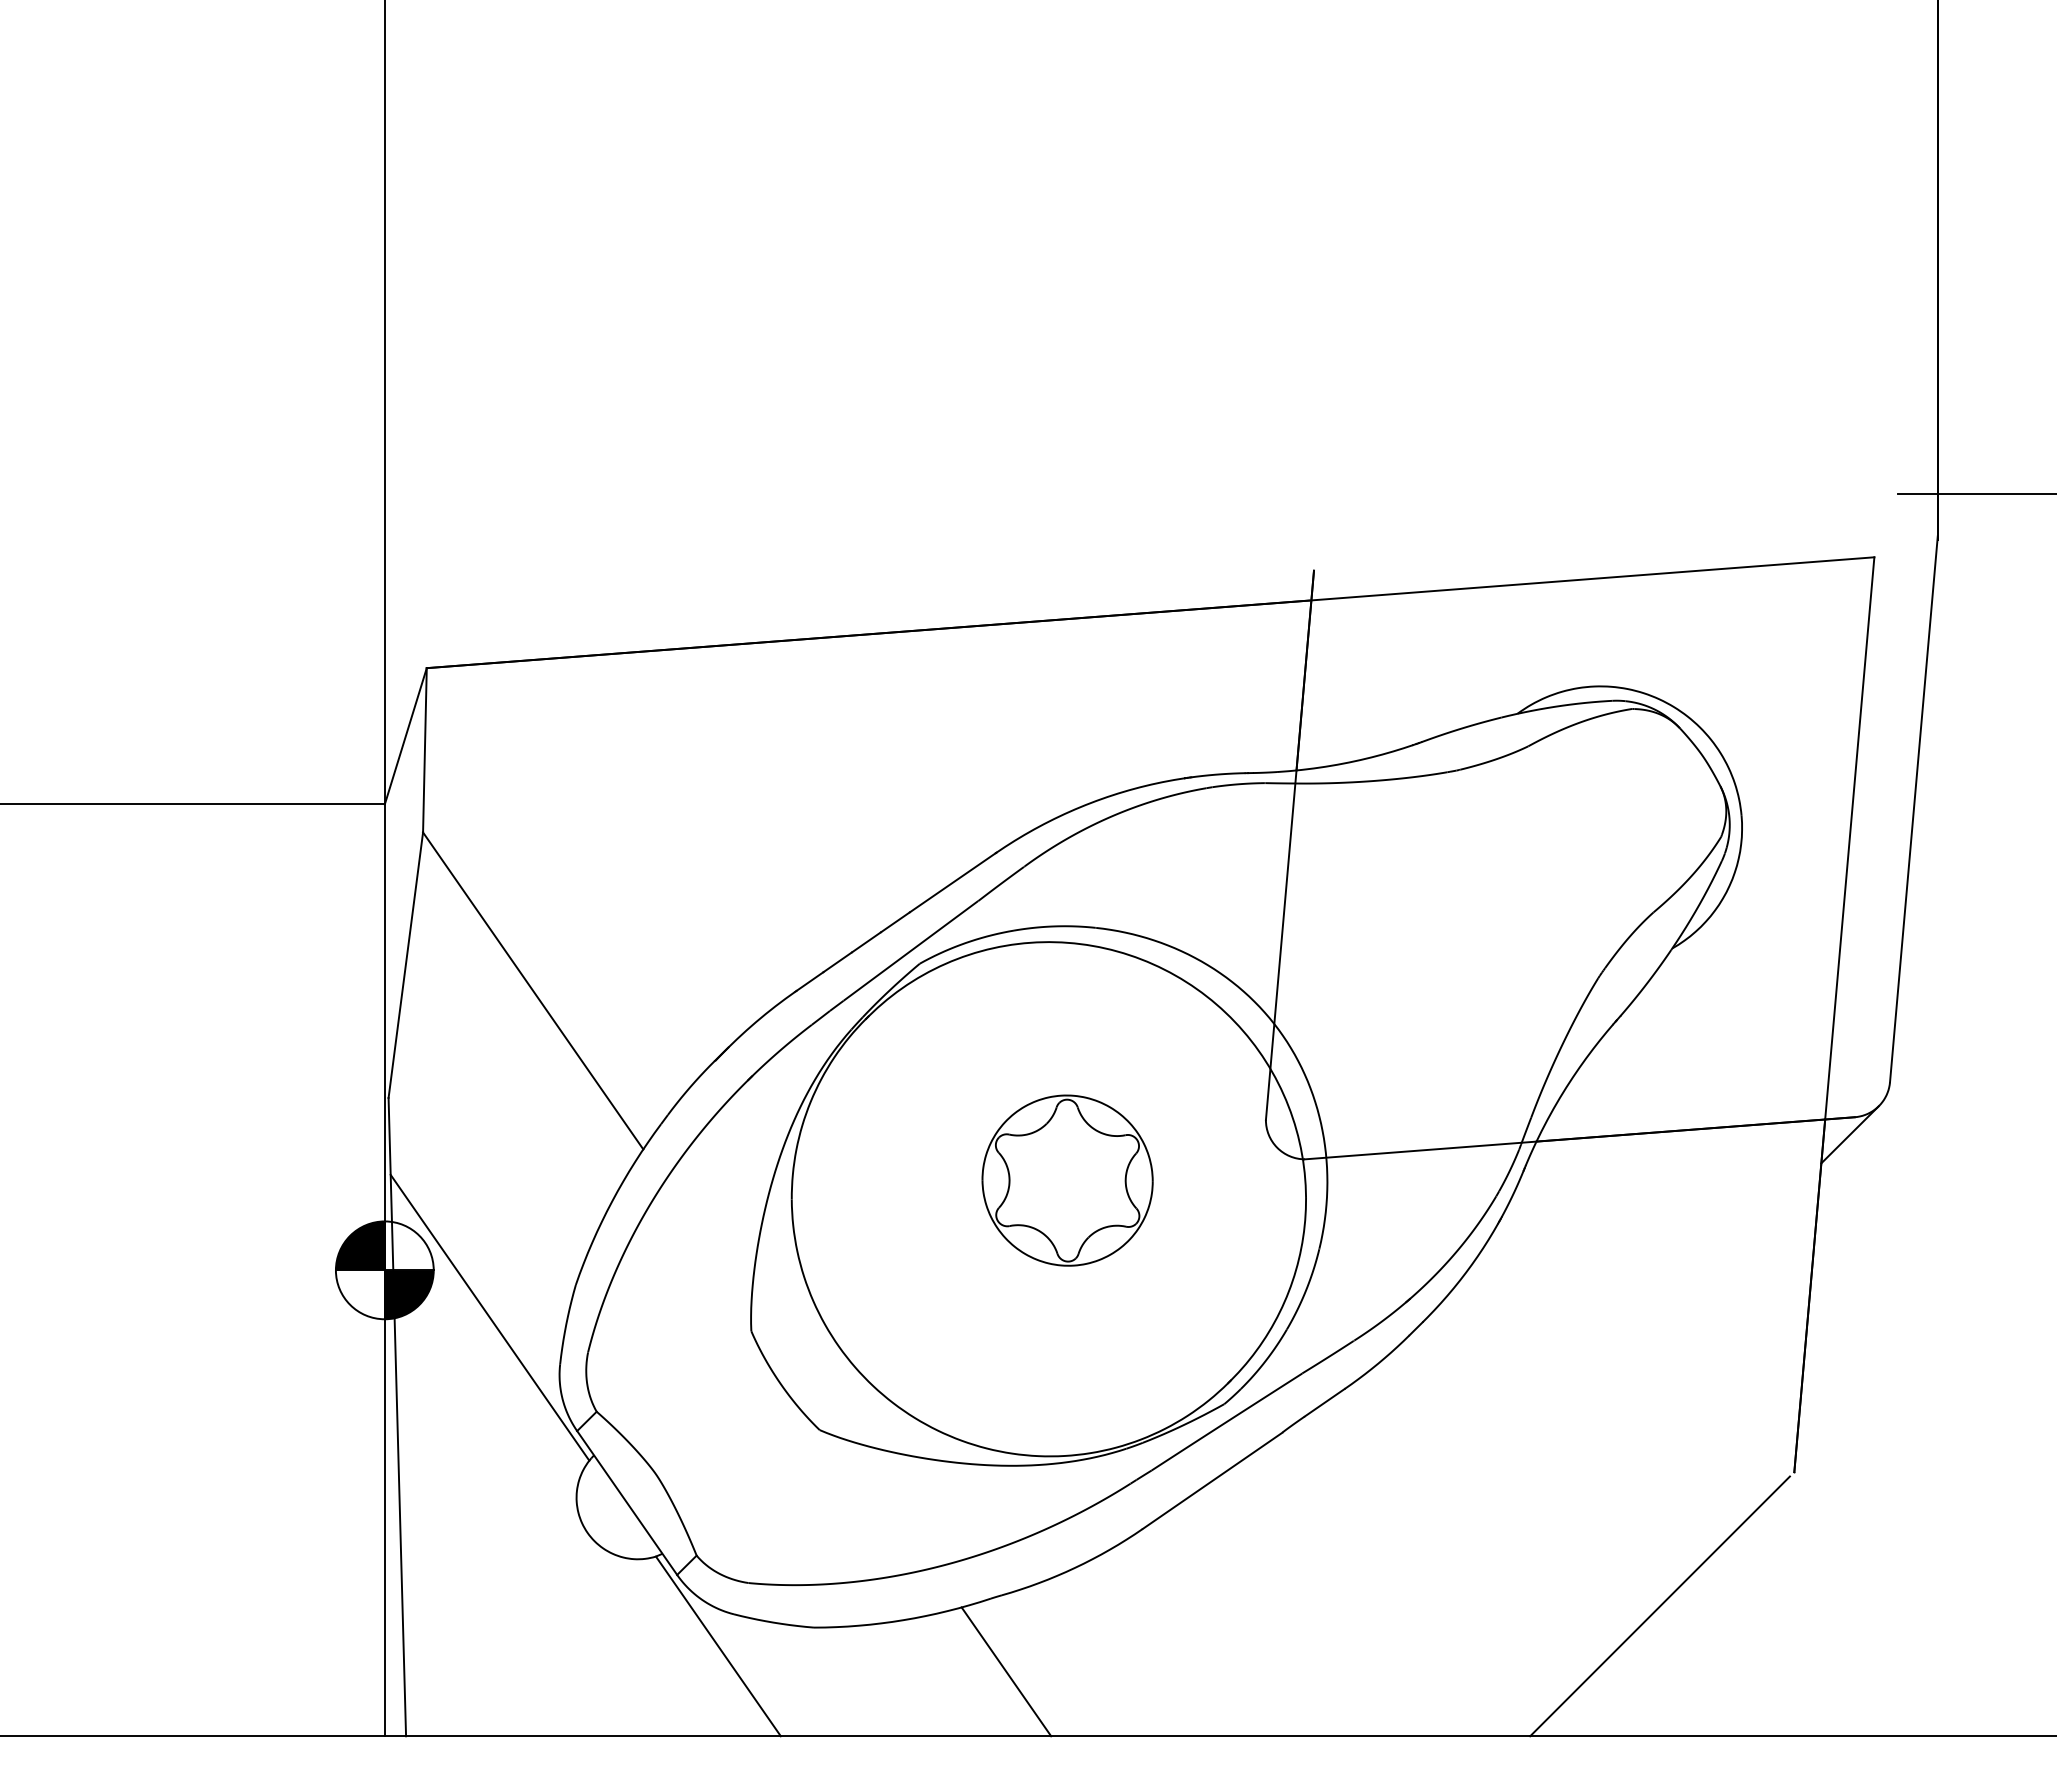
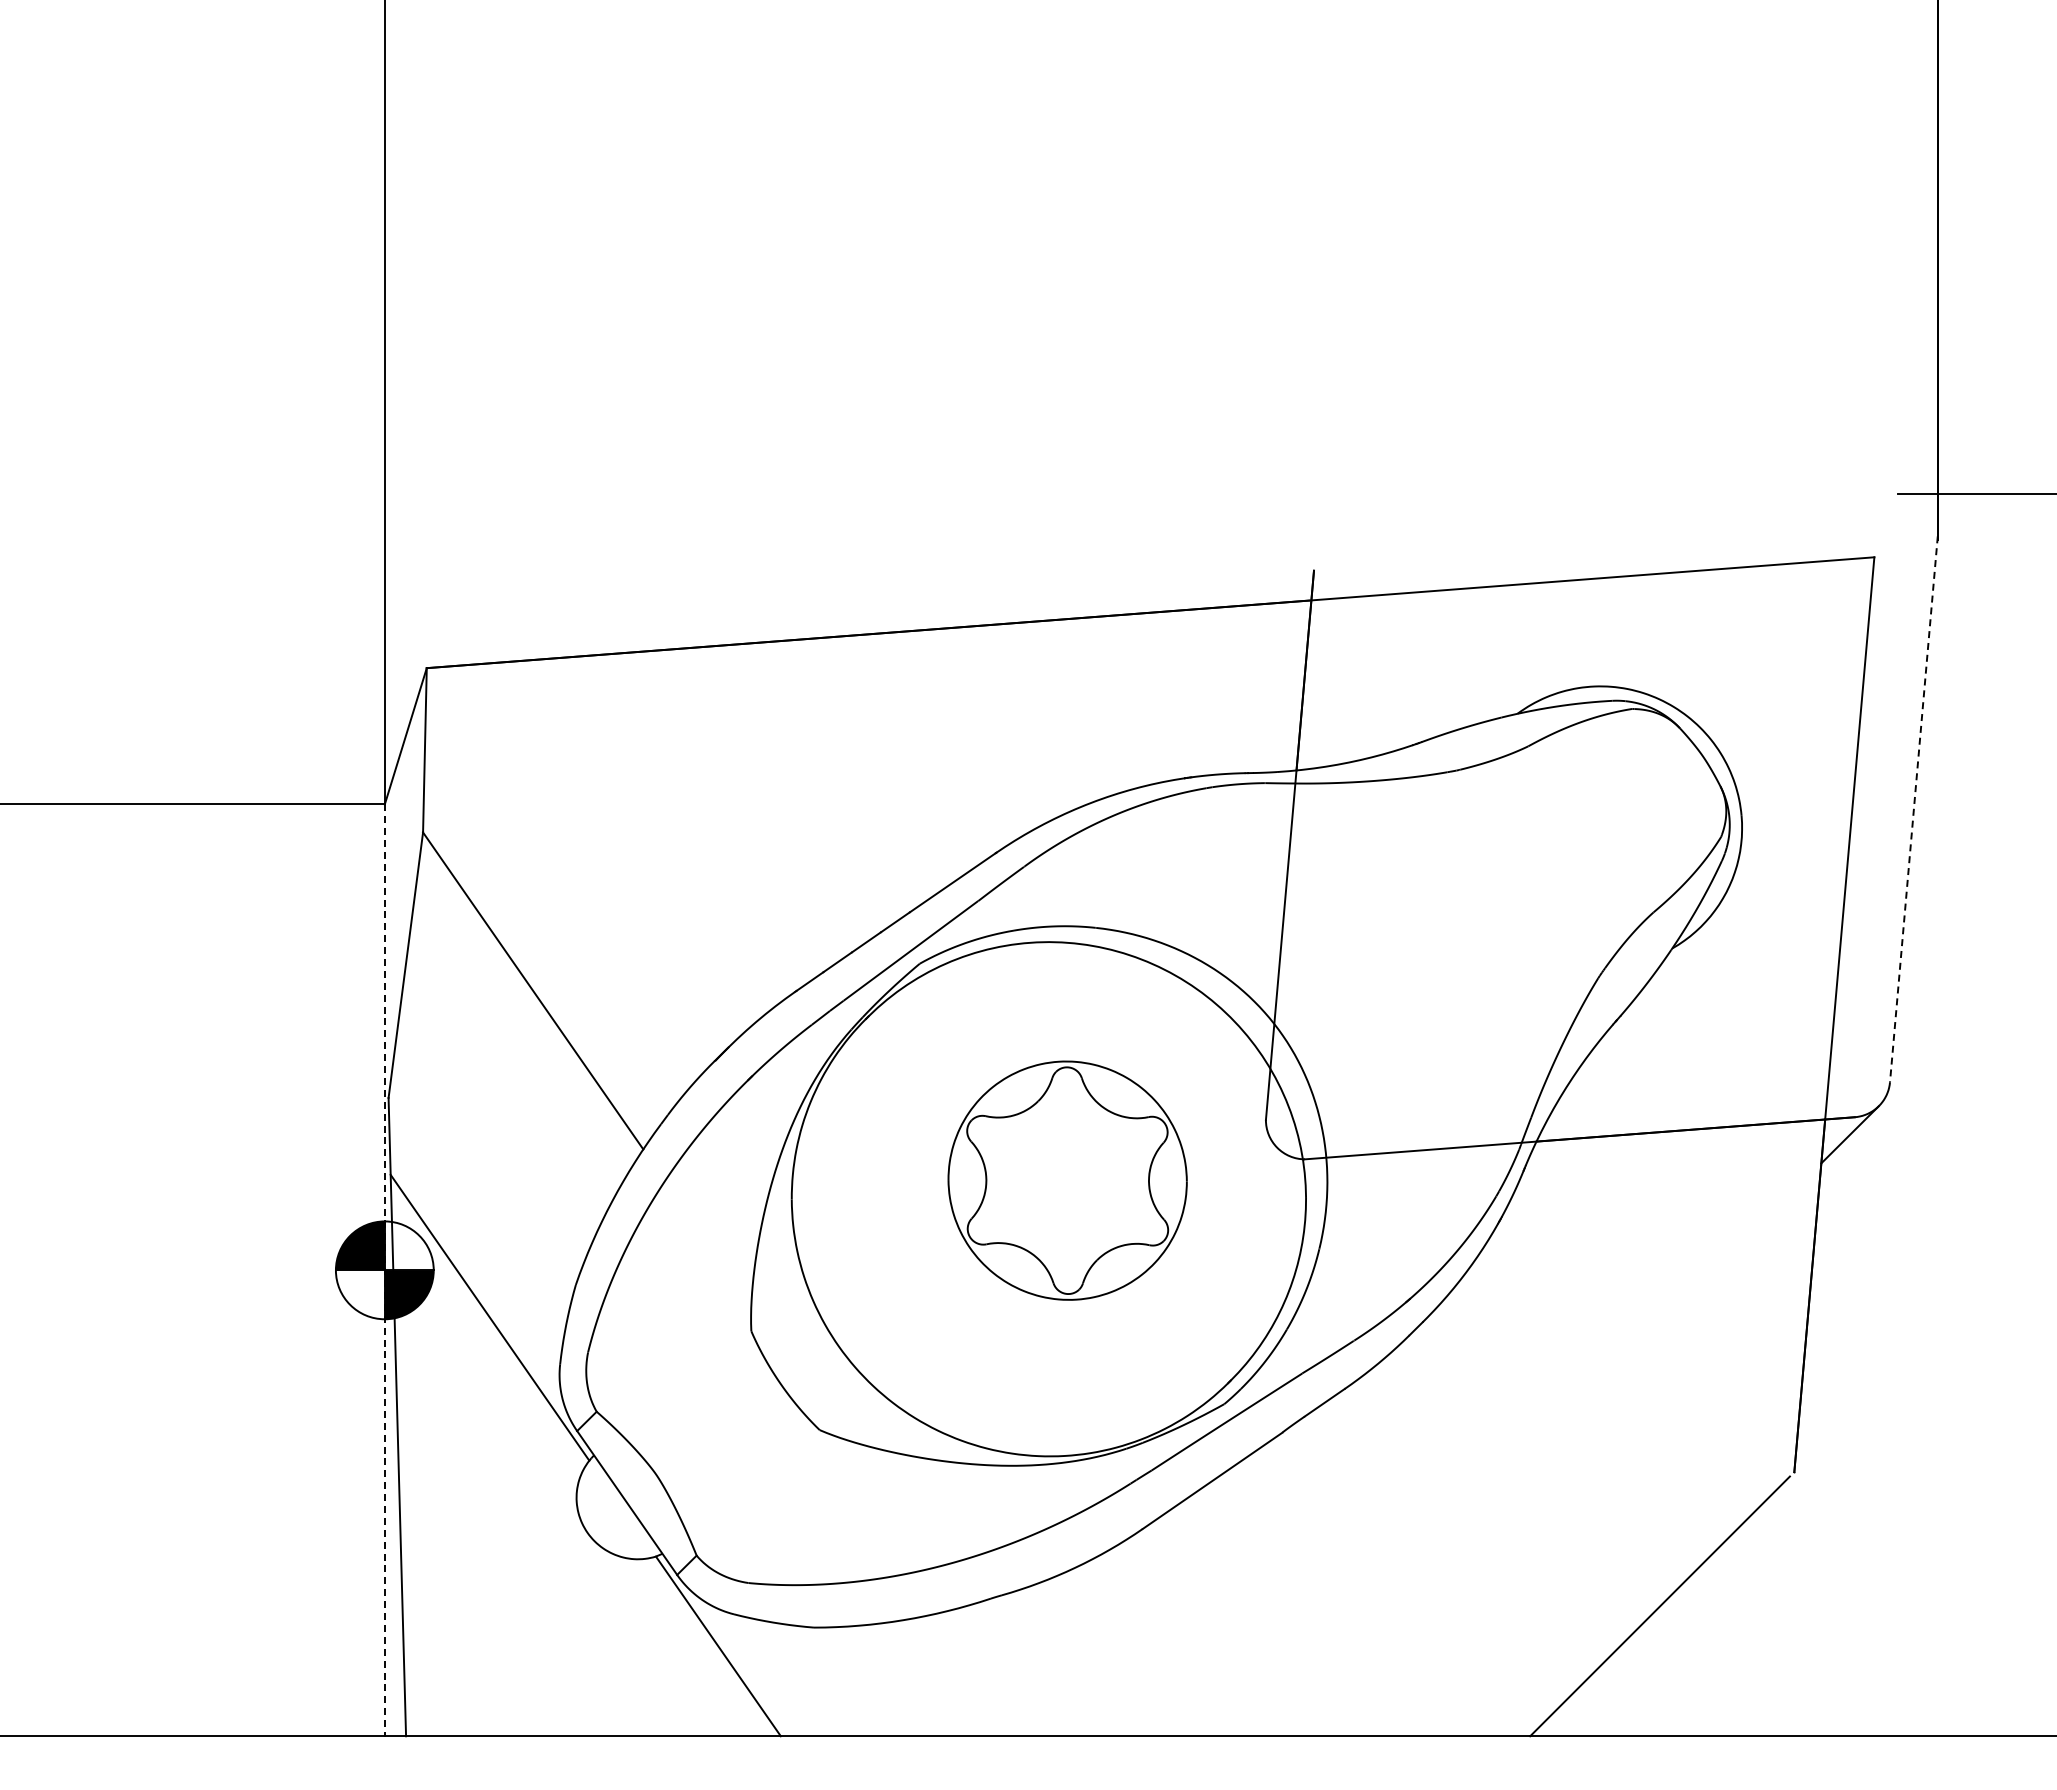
line: solid -> dashed (1913, 809)
part size: 173x173 px -> 241x241 px (1067, 1180)
line: solid -> dashed (384, 1270)
line: present -> none (1006, 1671)
